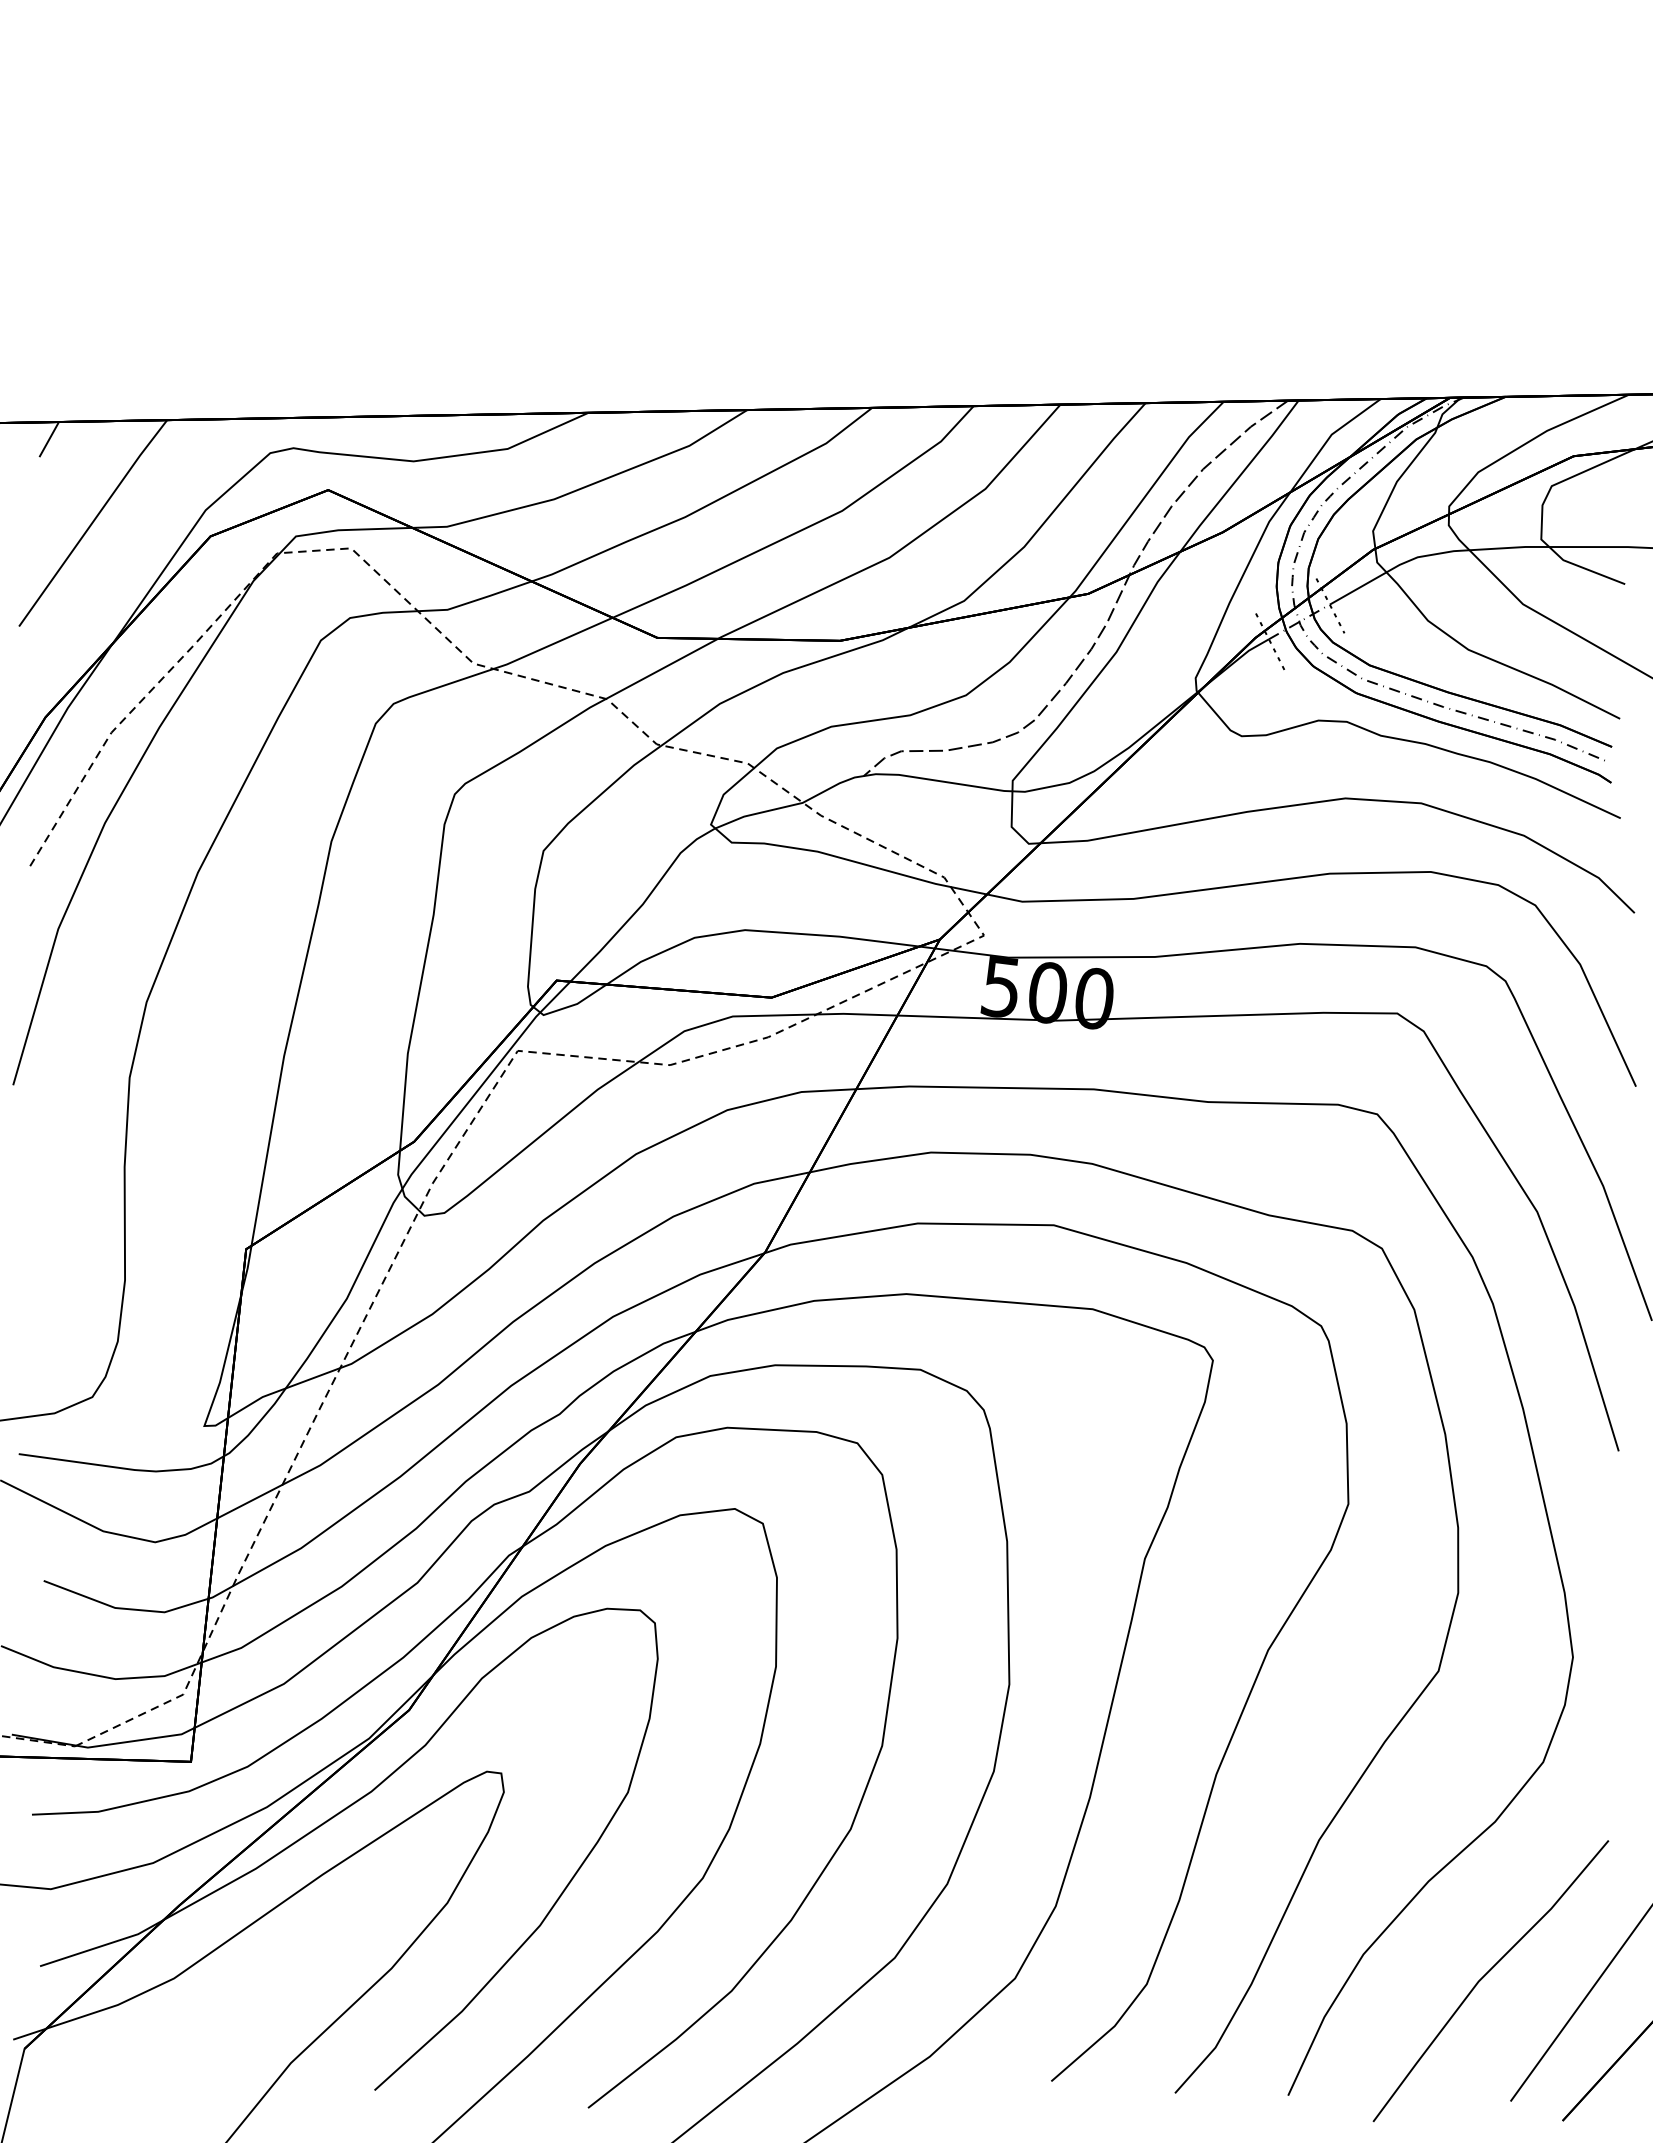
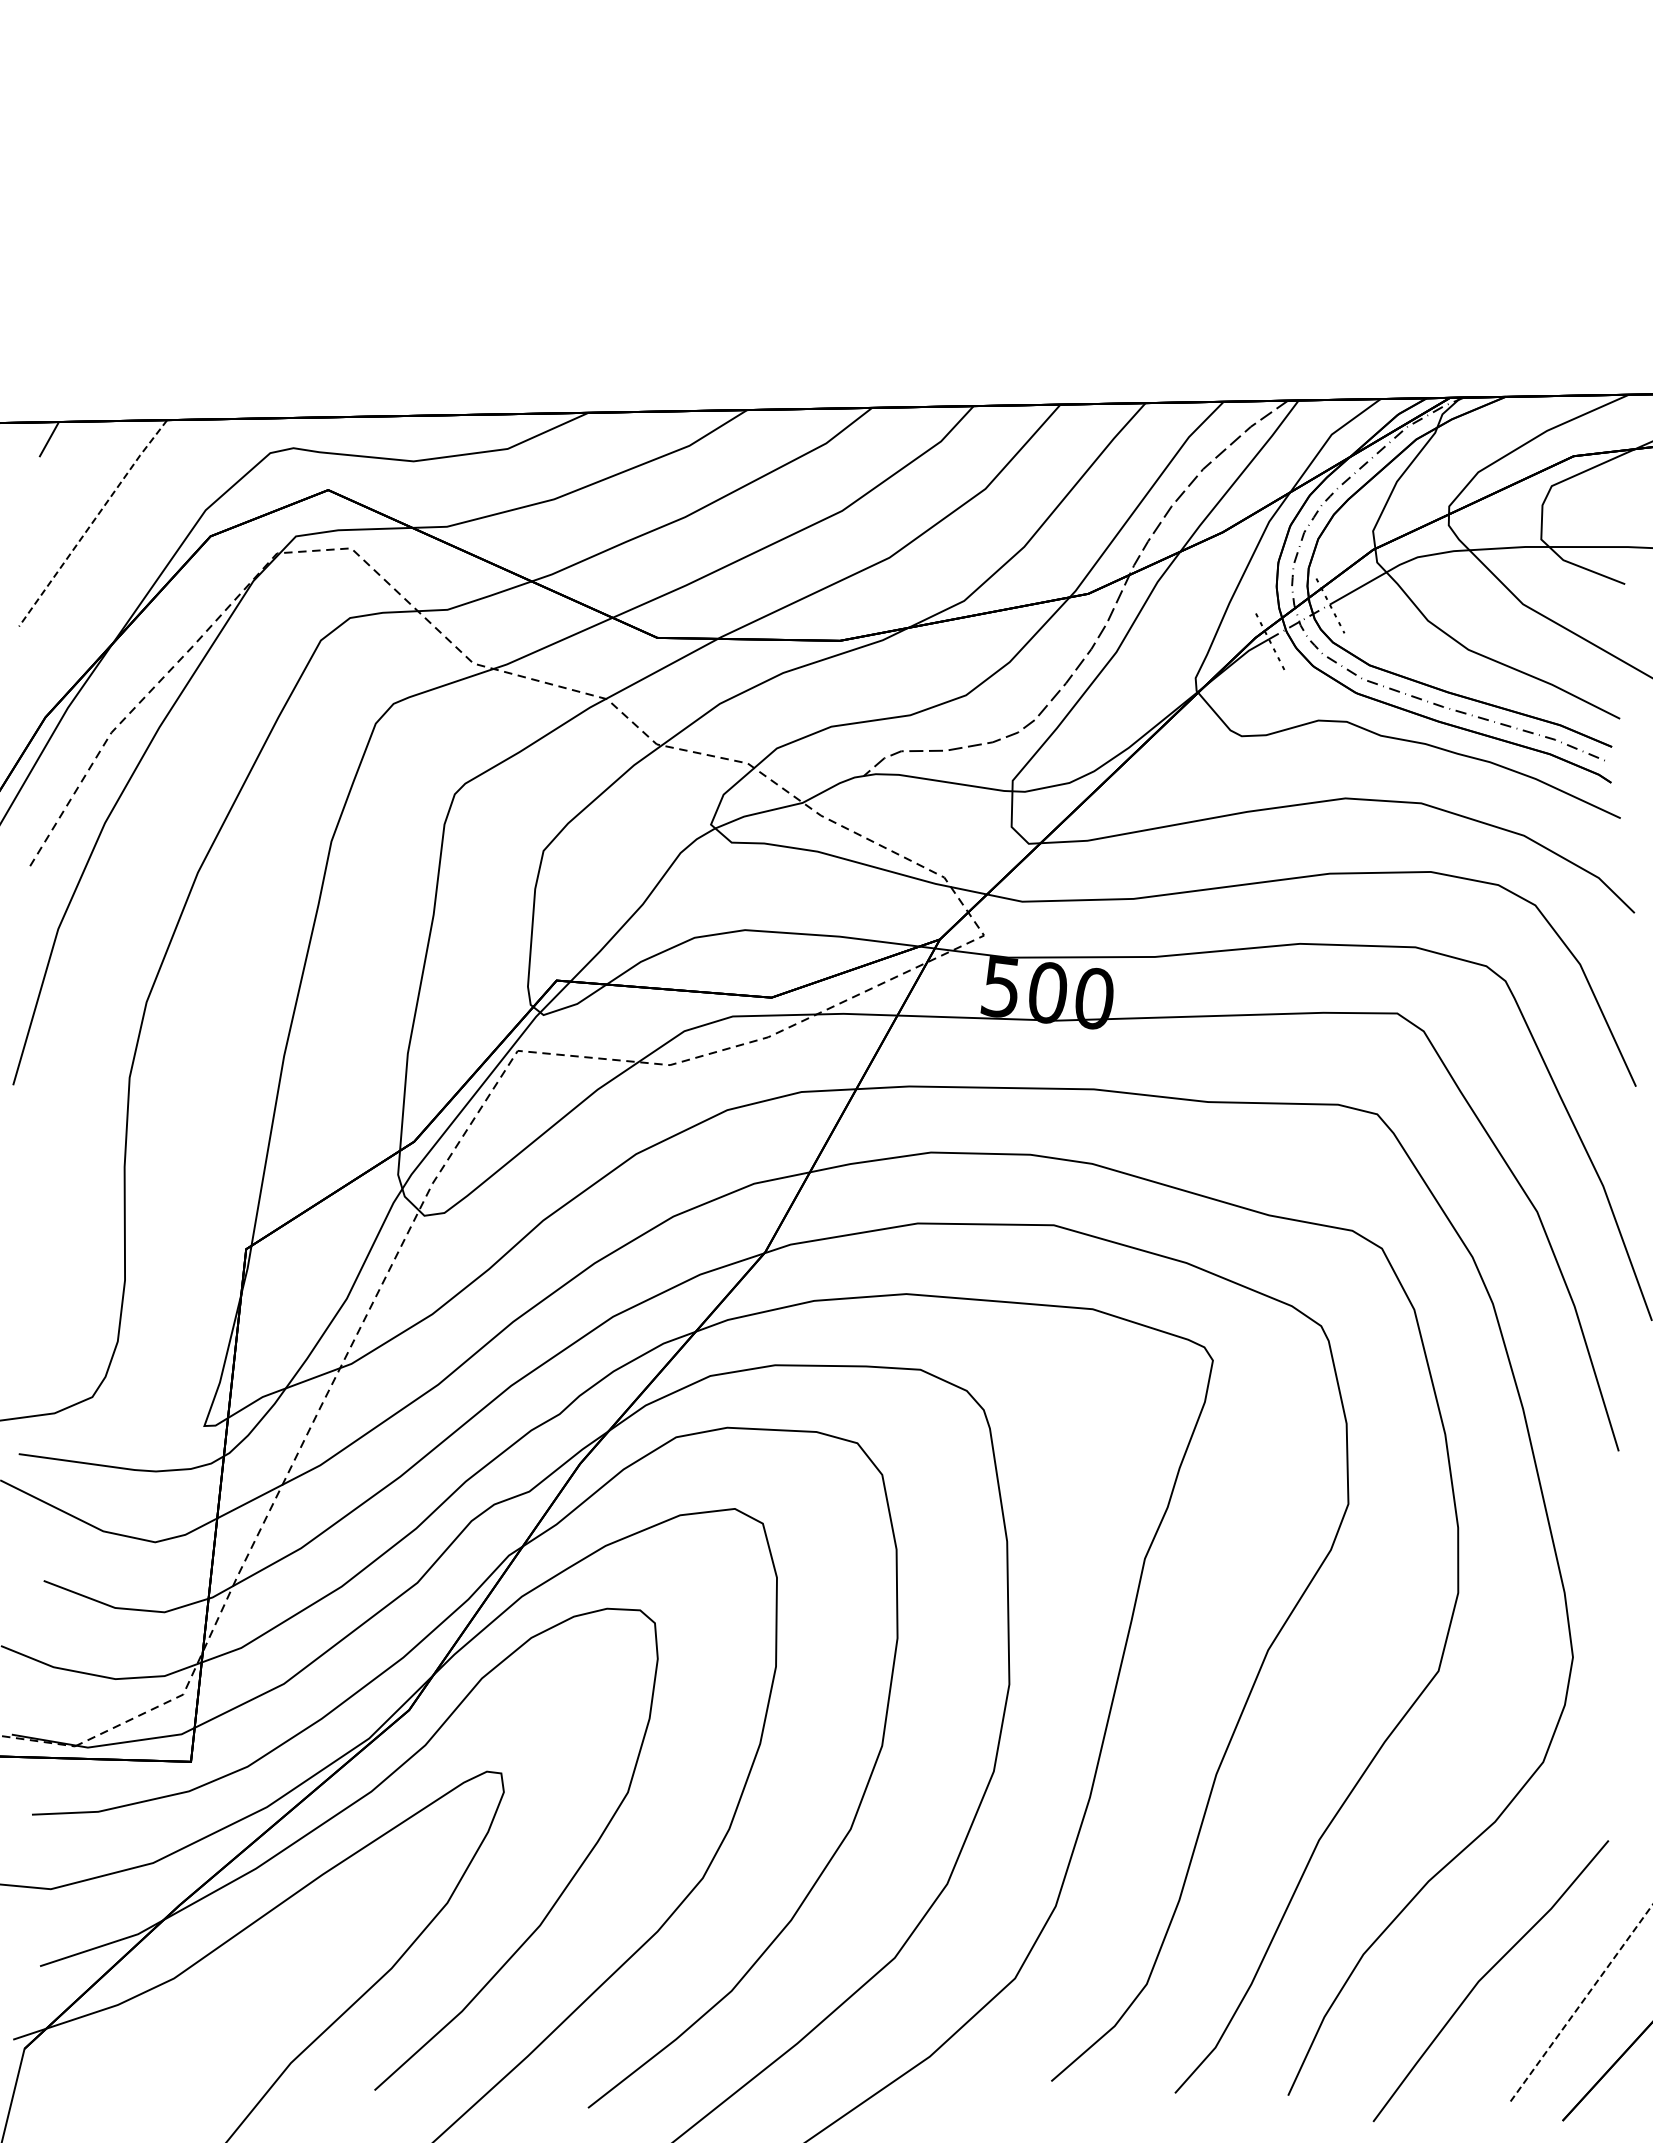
line: solid -> dashed (92, 522)
line: solid -> dashed (1581, 2002)
